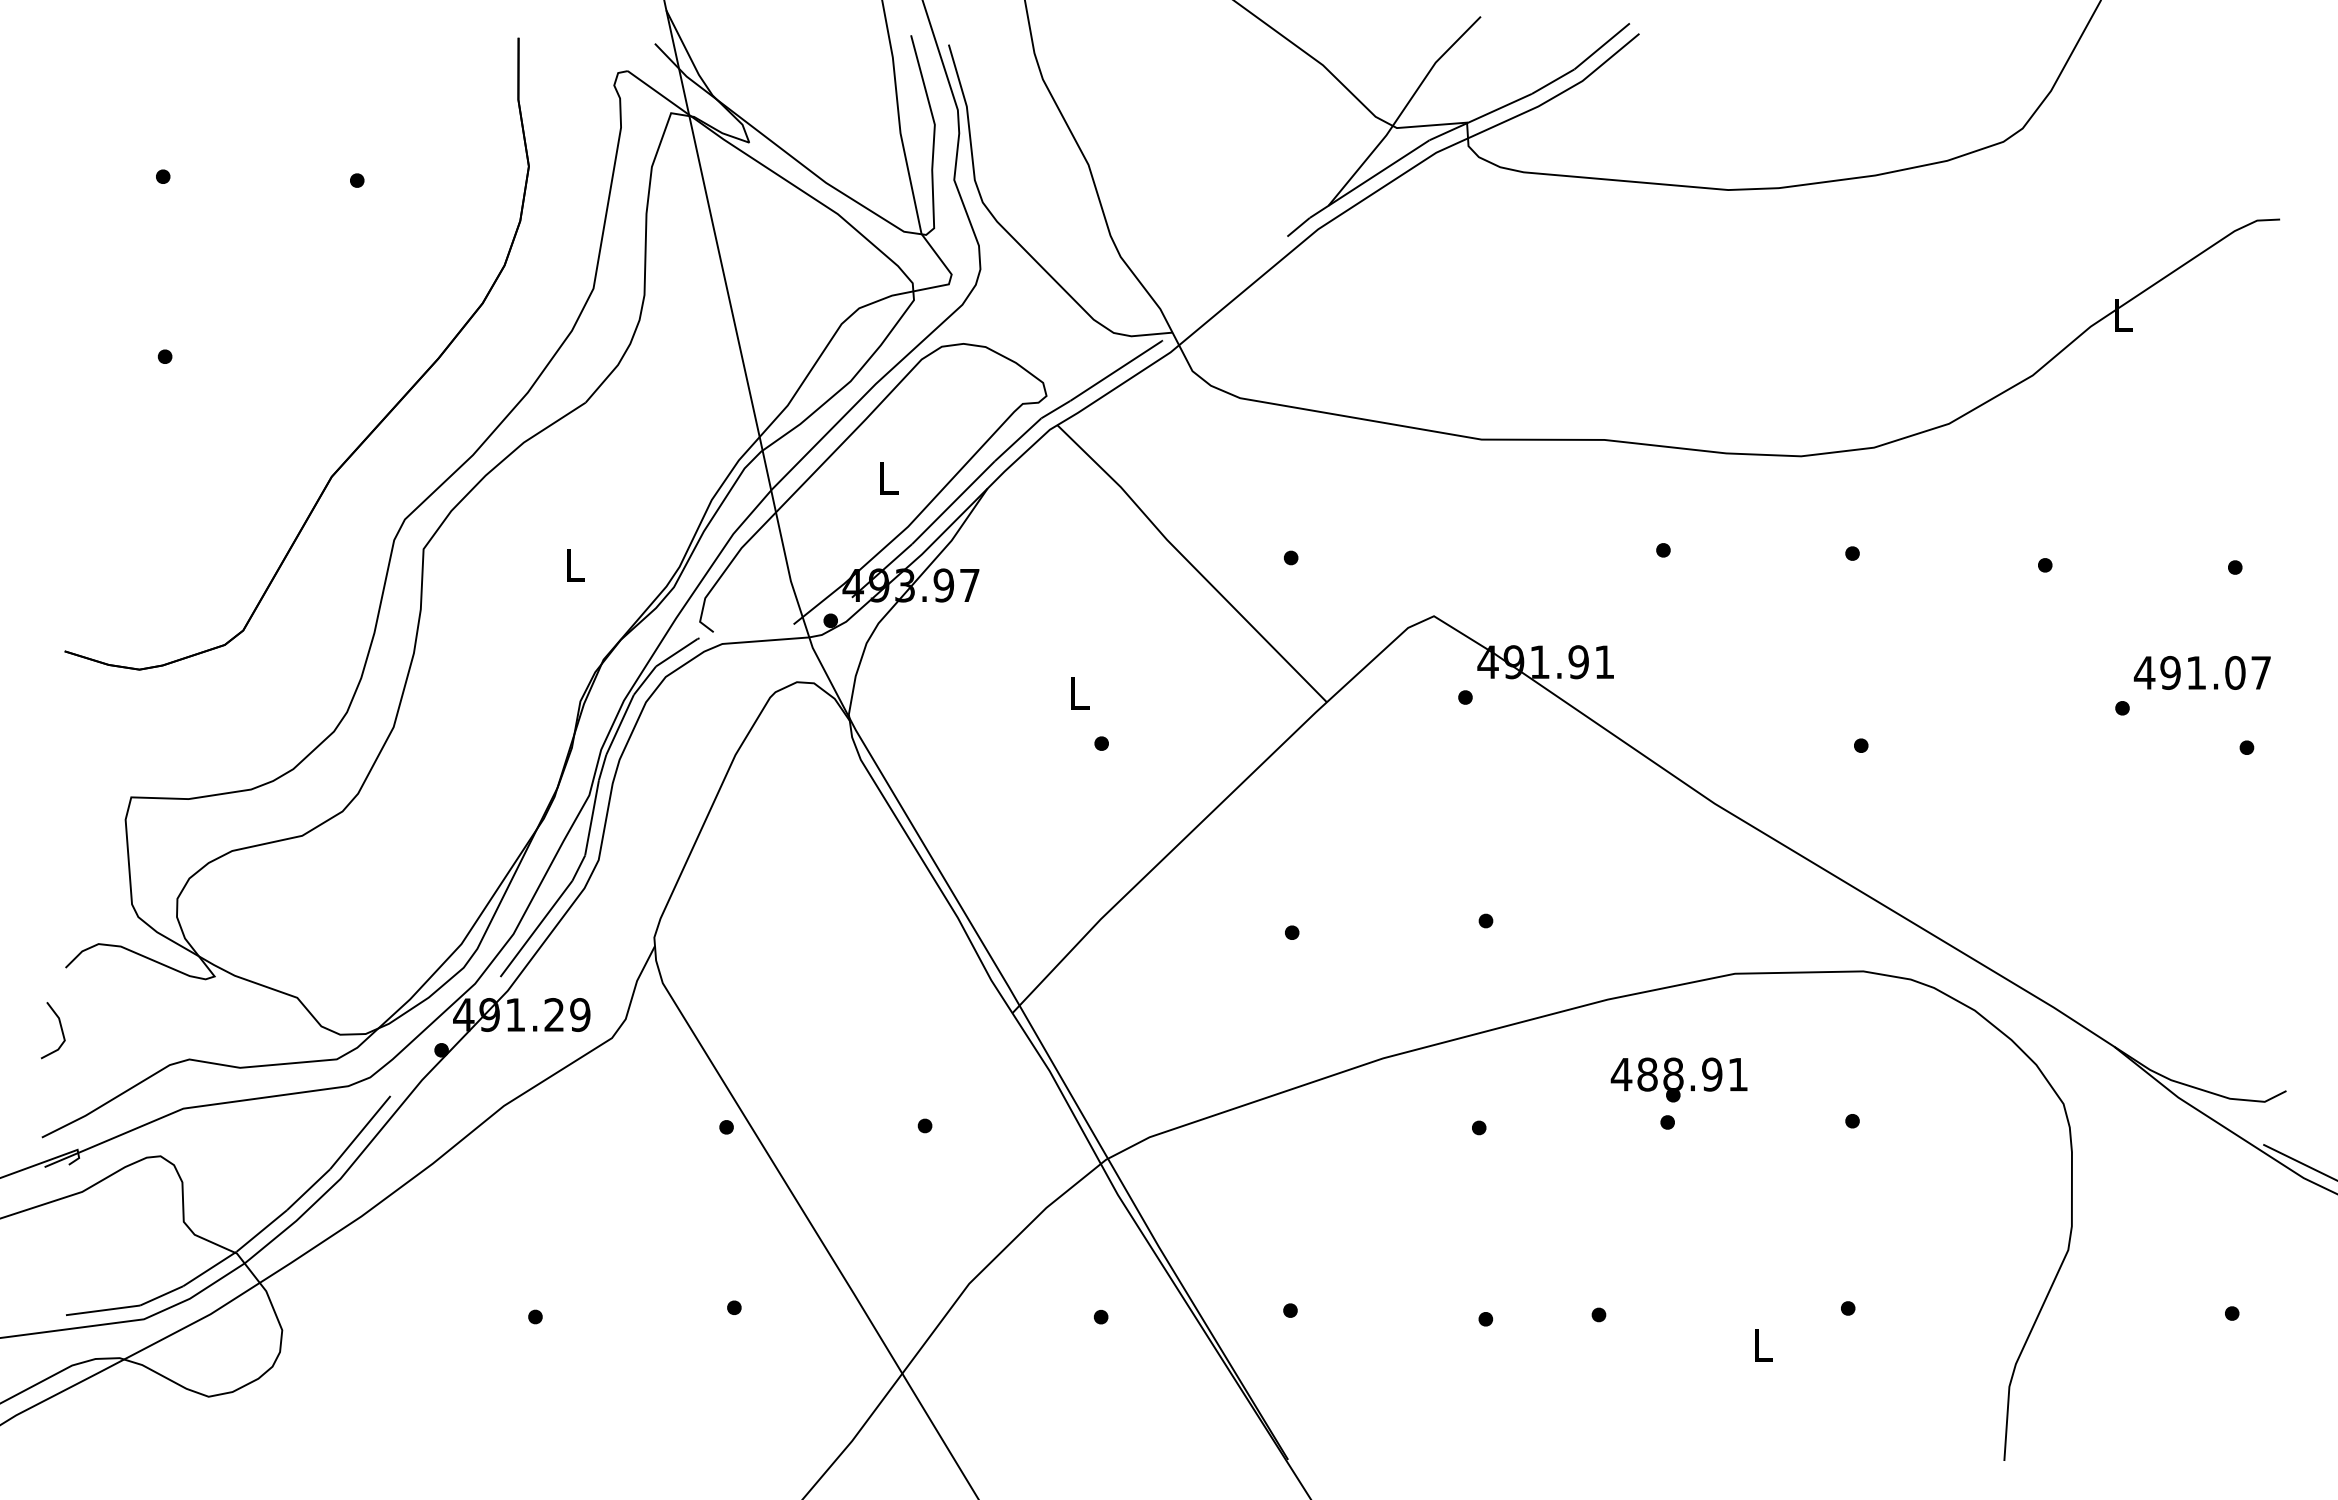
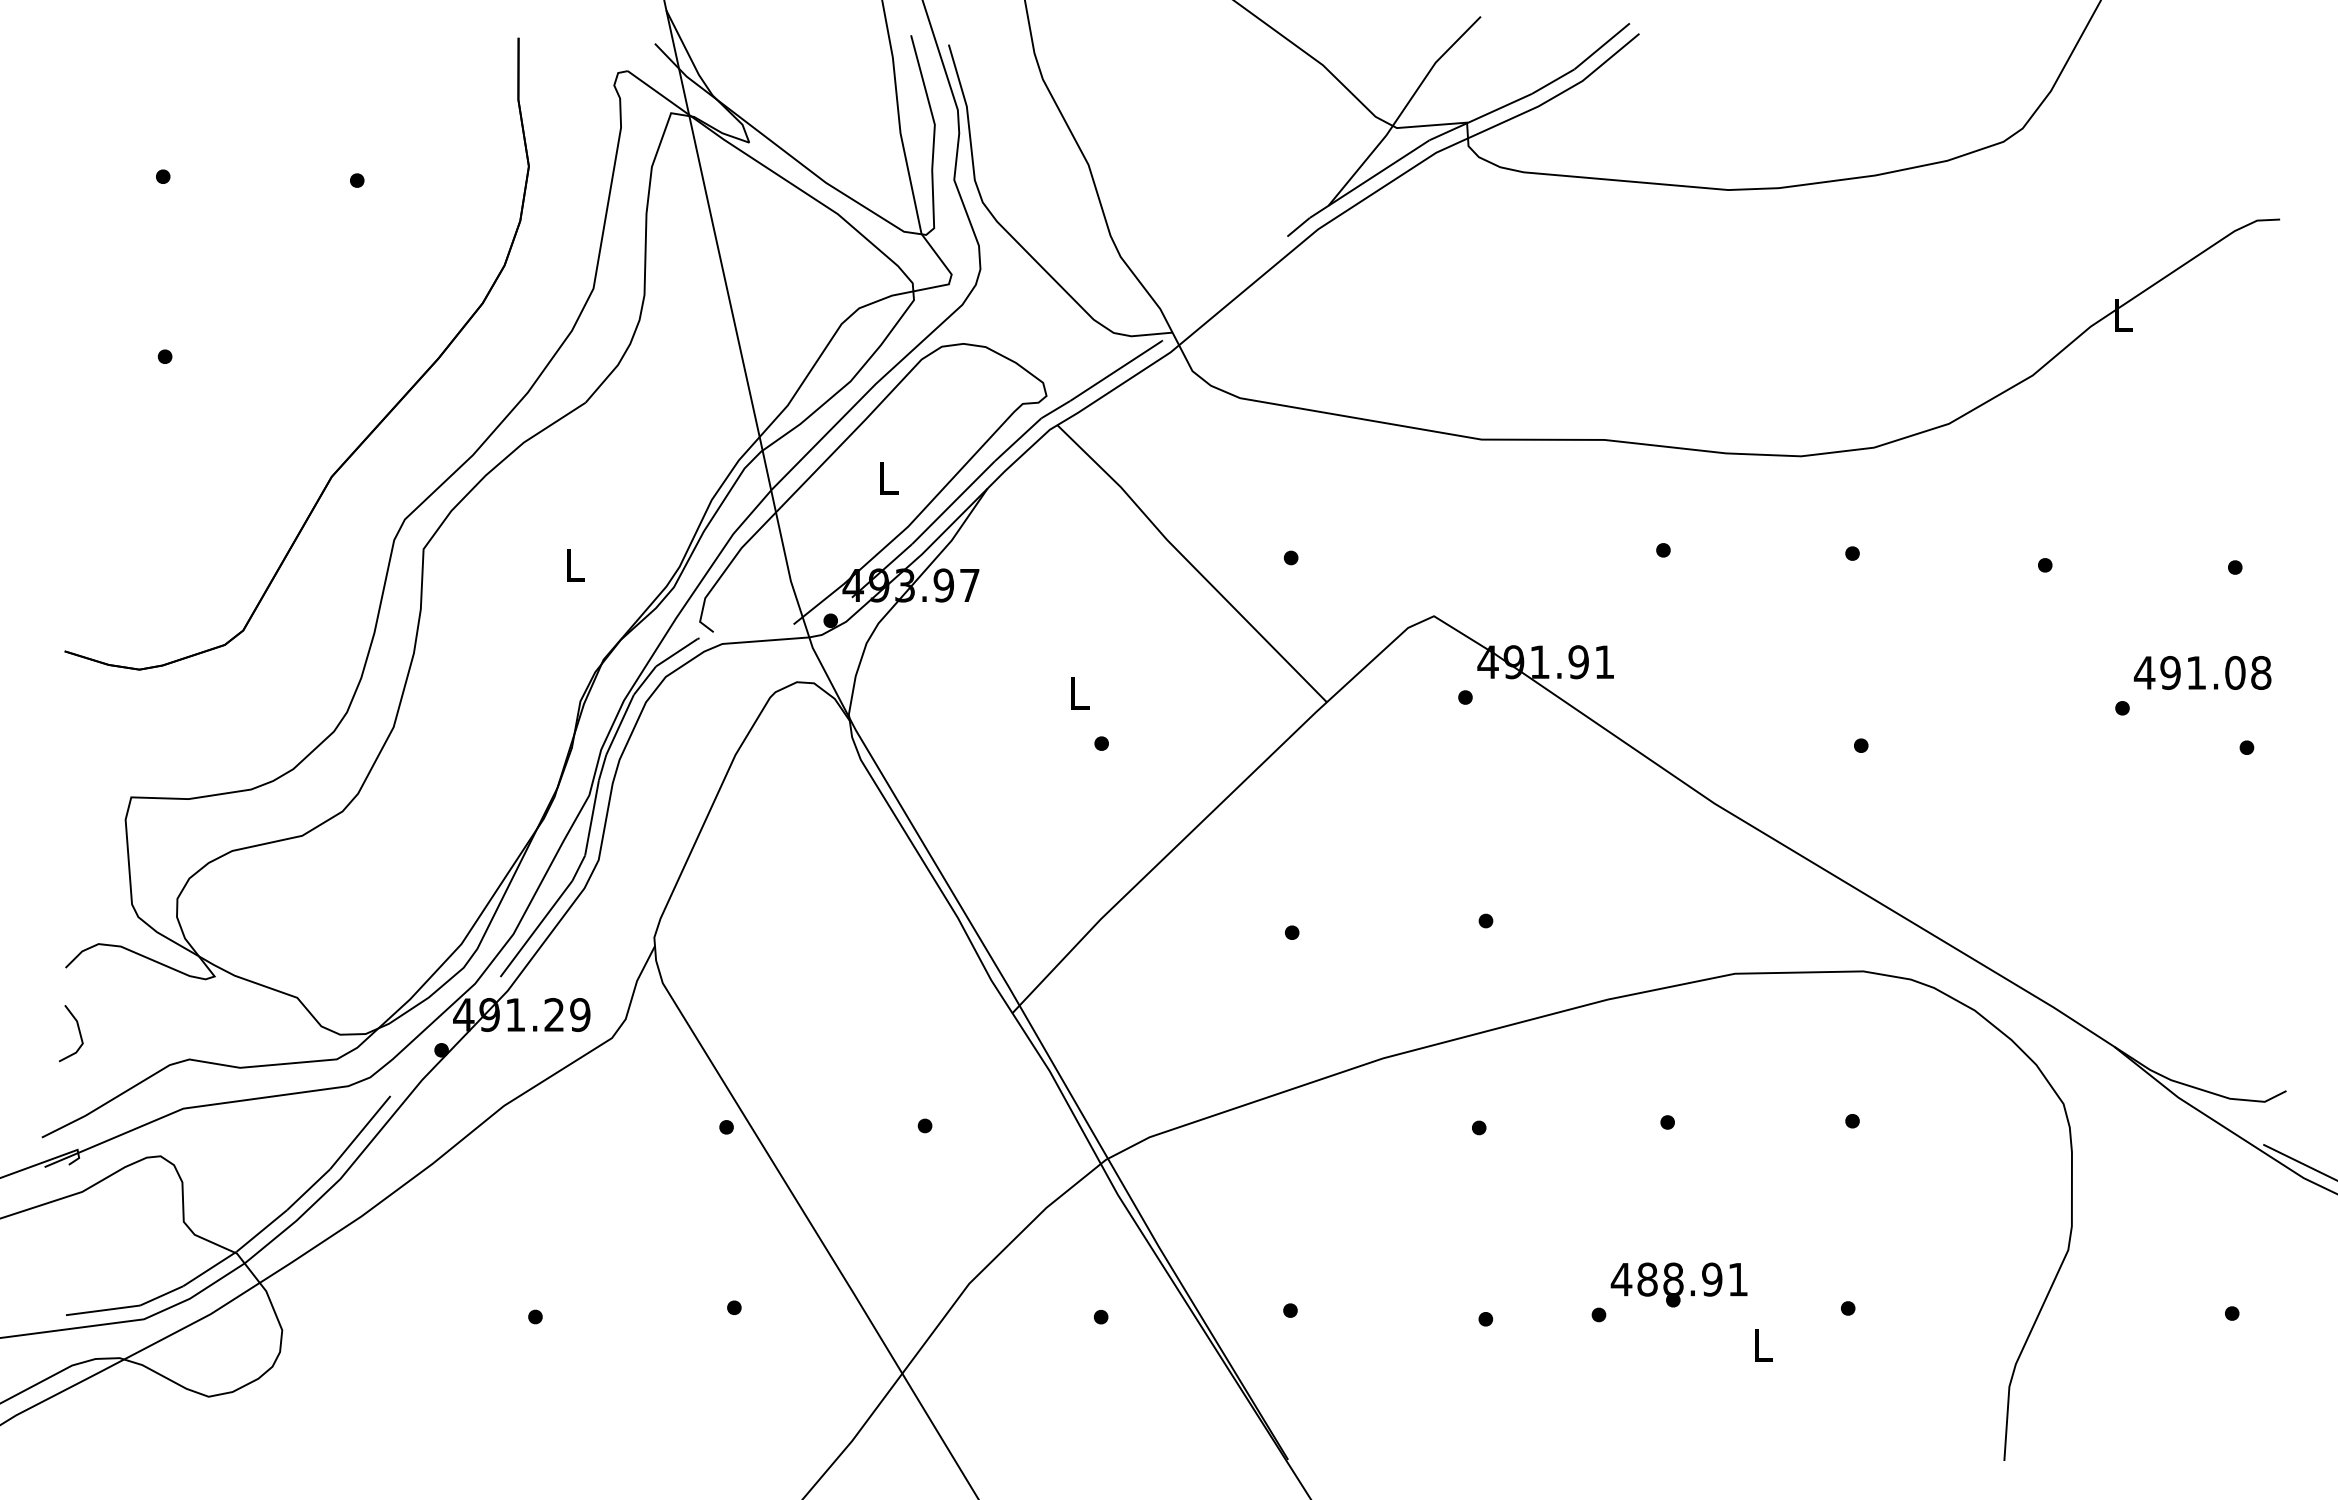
text: 491.07 -> 491.08 (2261, 672)
line position: (60, 1028) -> (78, 1031) (78, 1031)
text position: (1678, 1079) -> (1678, 1284) (1678, 1284)
